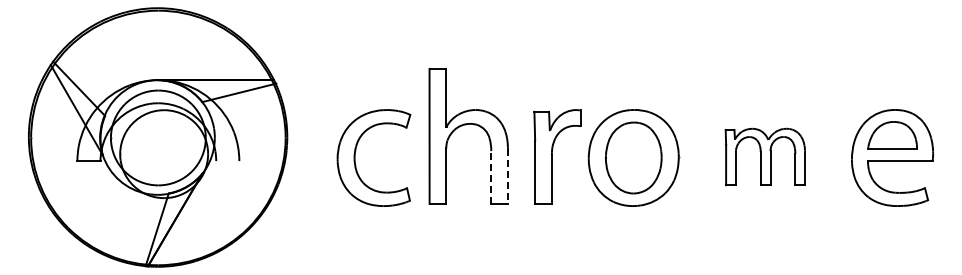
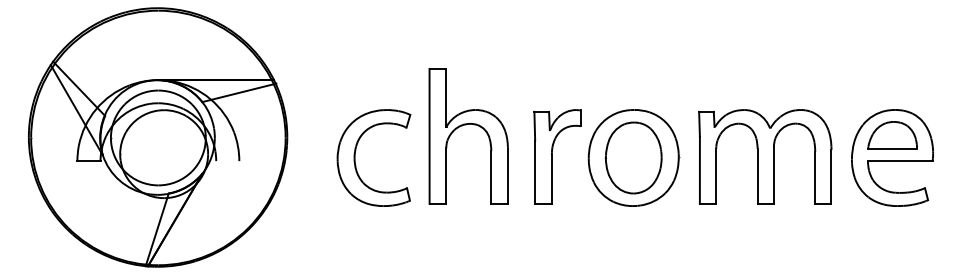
part size: 82x60 px -> 135x96 px (765, 156)
line: dashed -> solid (491, 177)
line: dashed -> solid (507, 177)
